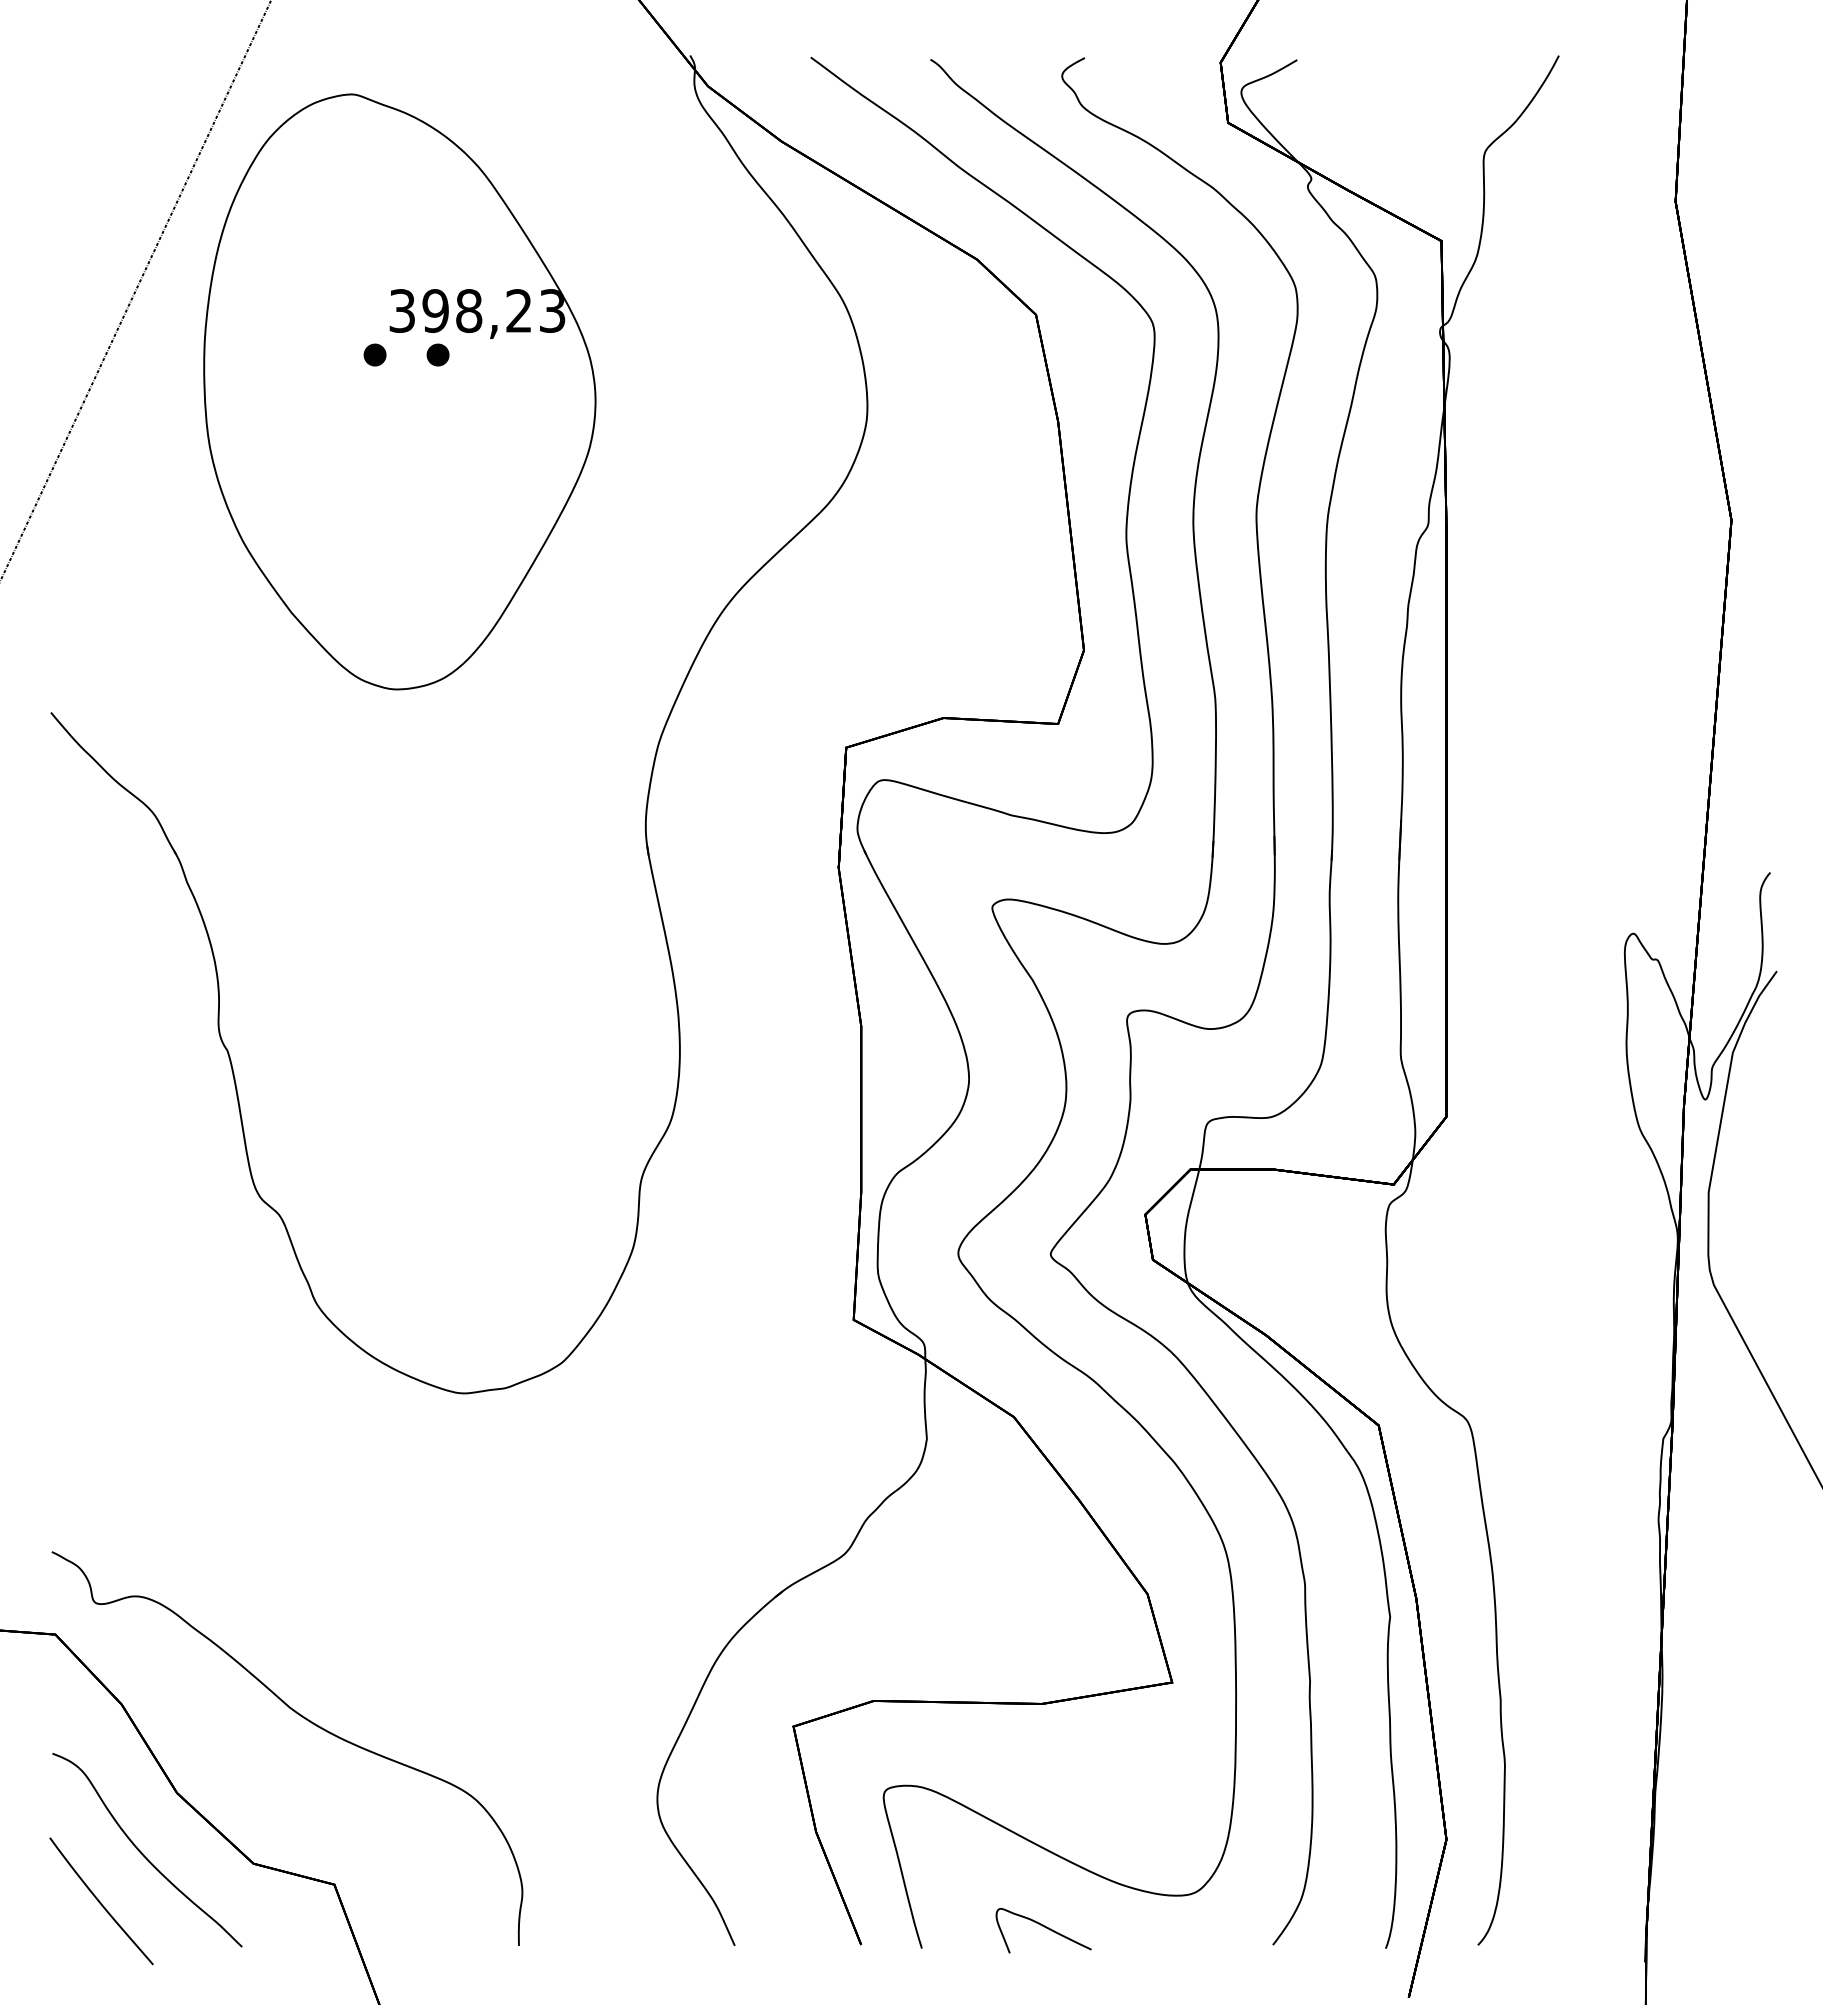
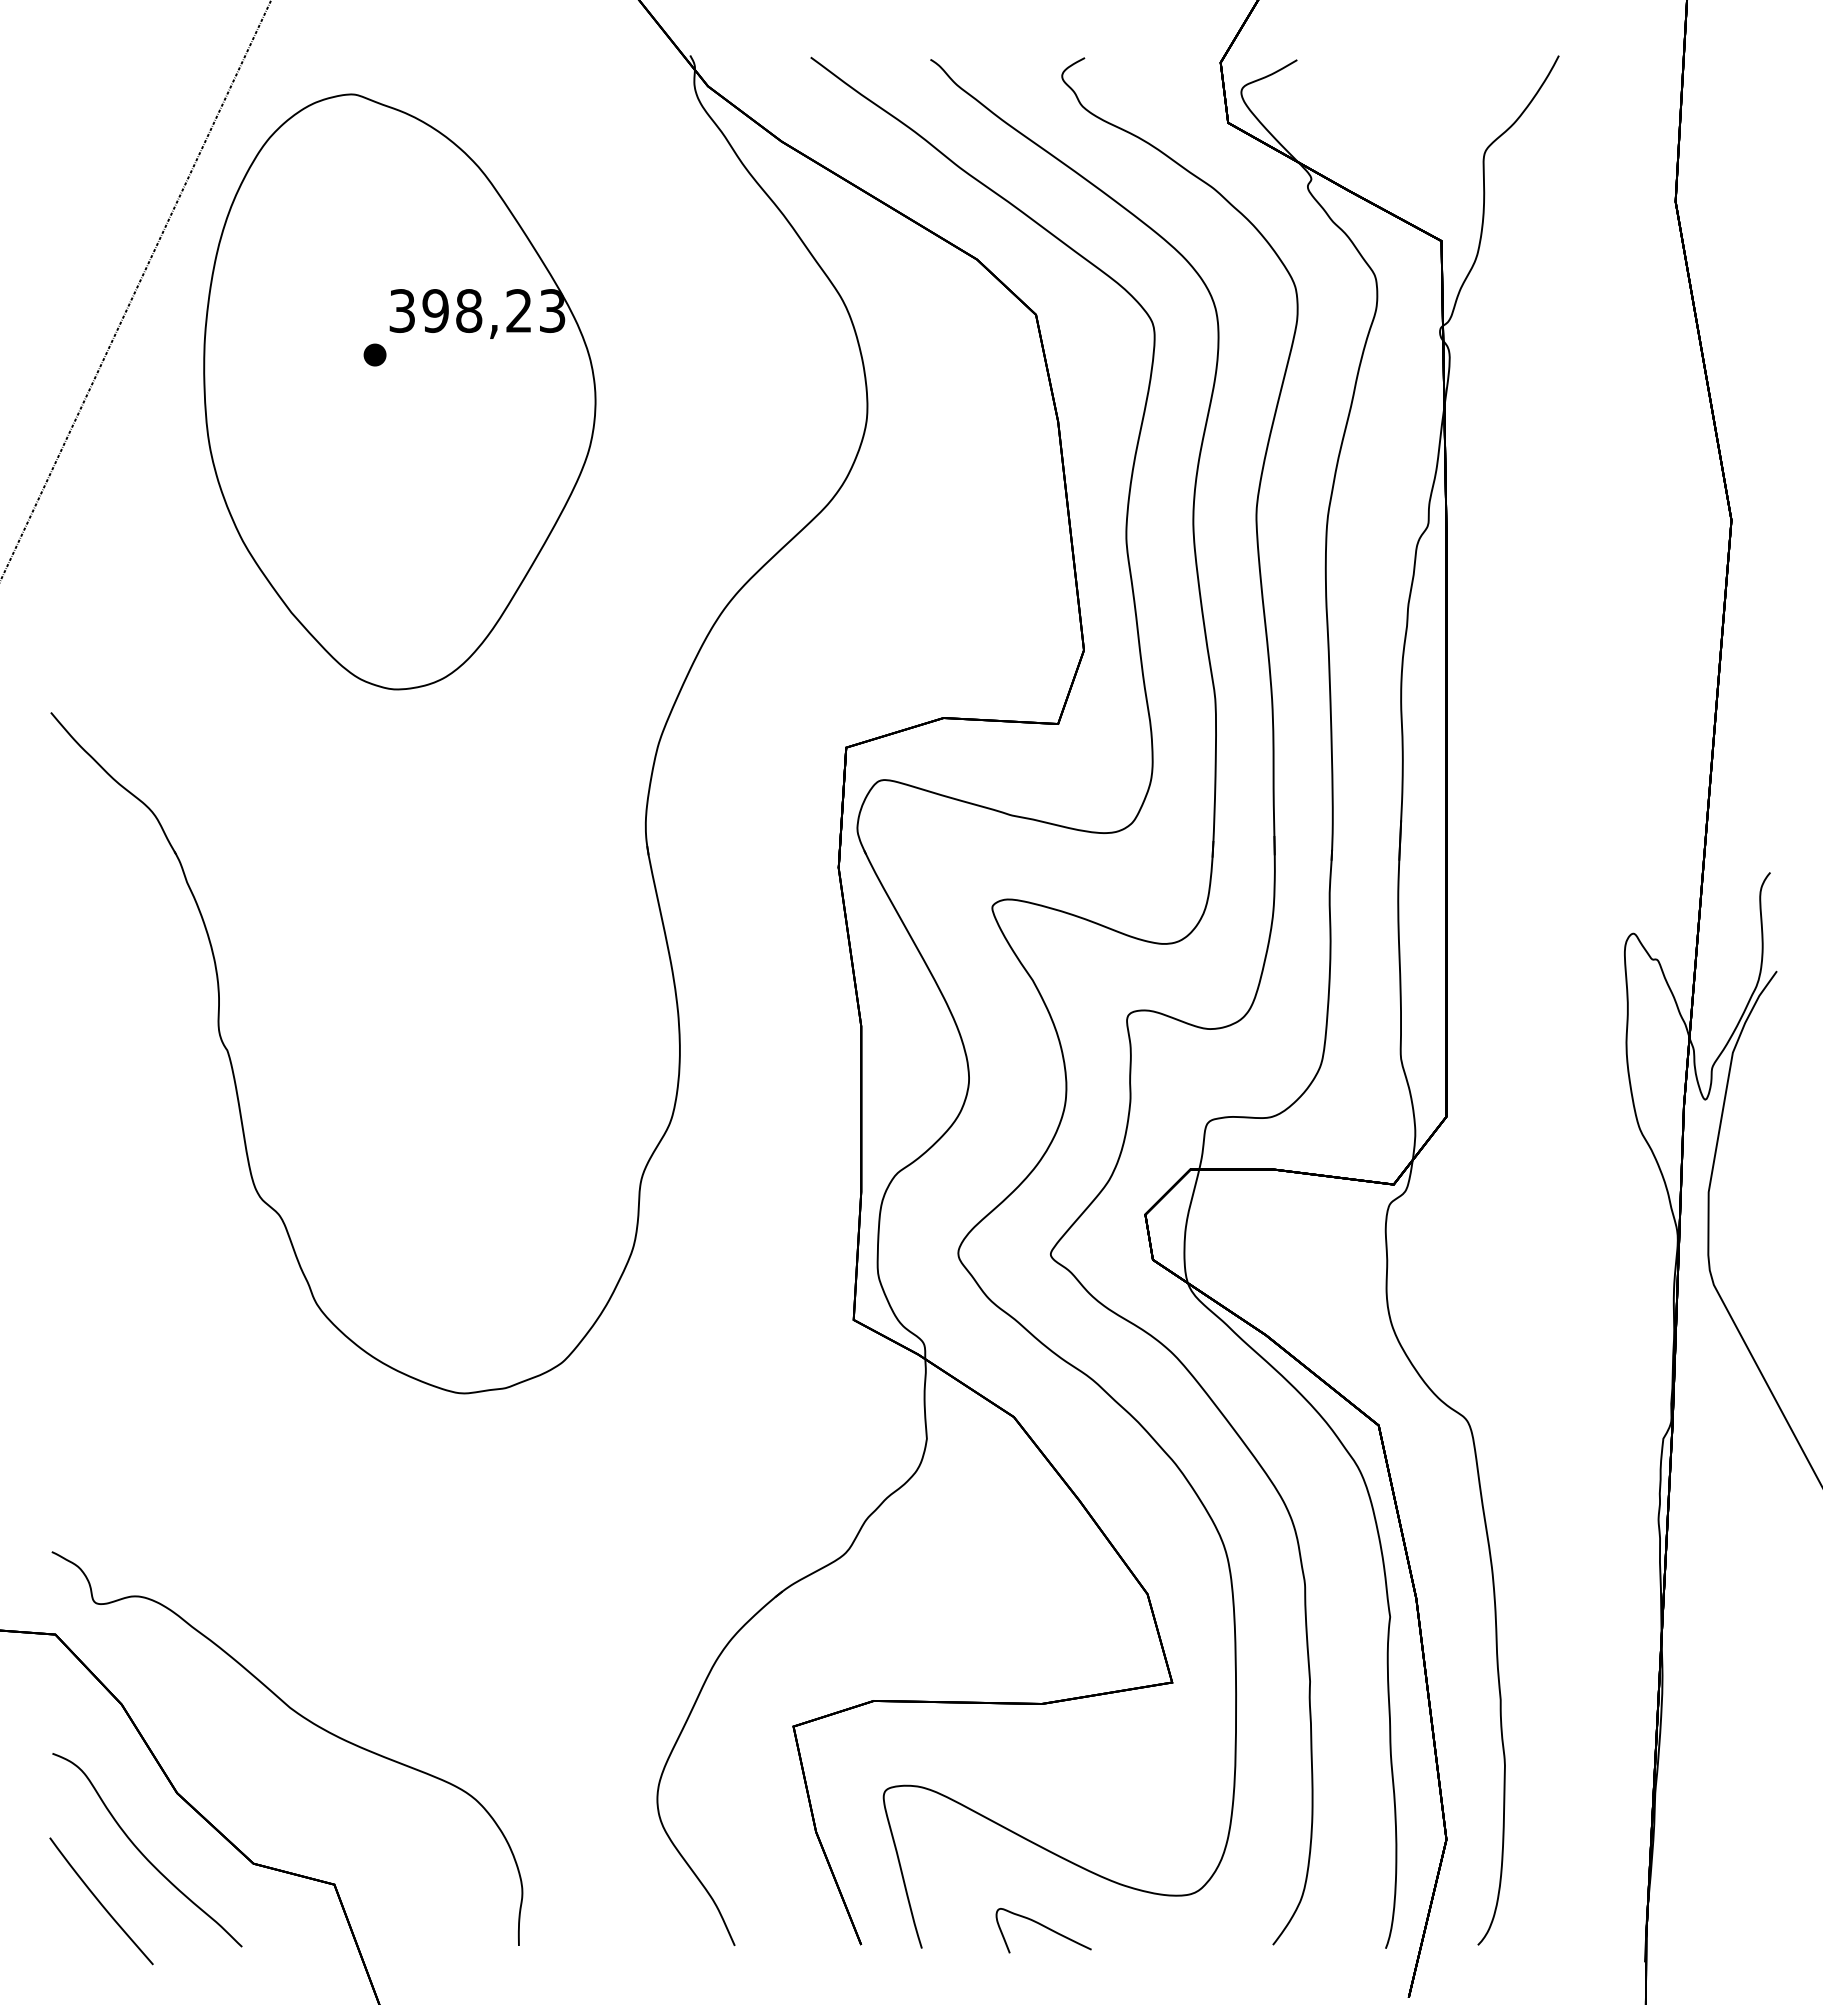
part: present -> none (437, 354)
